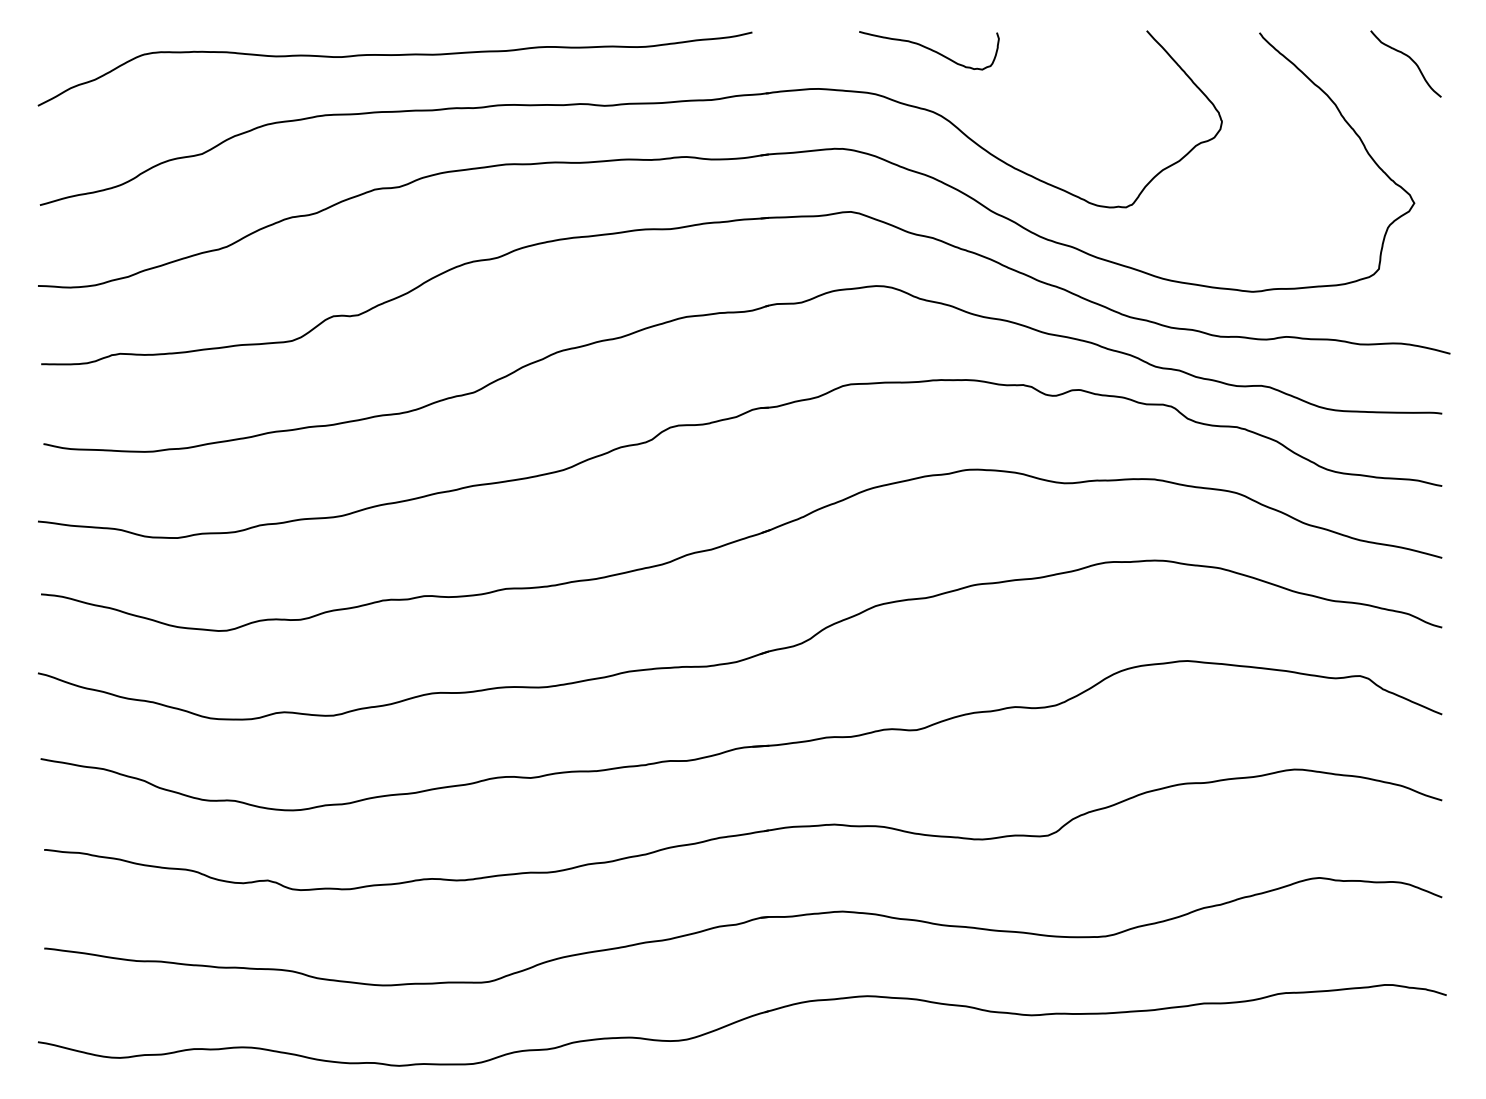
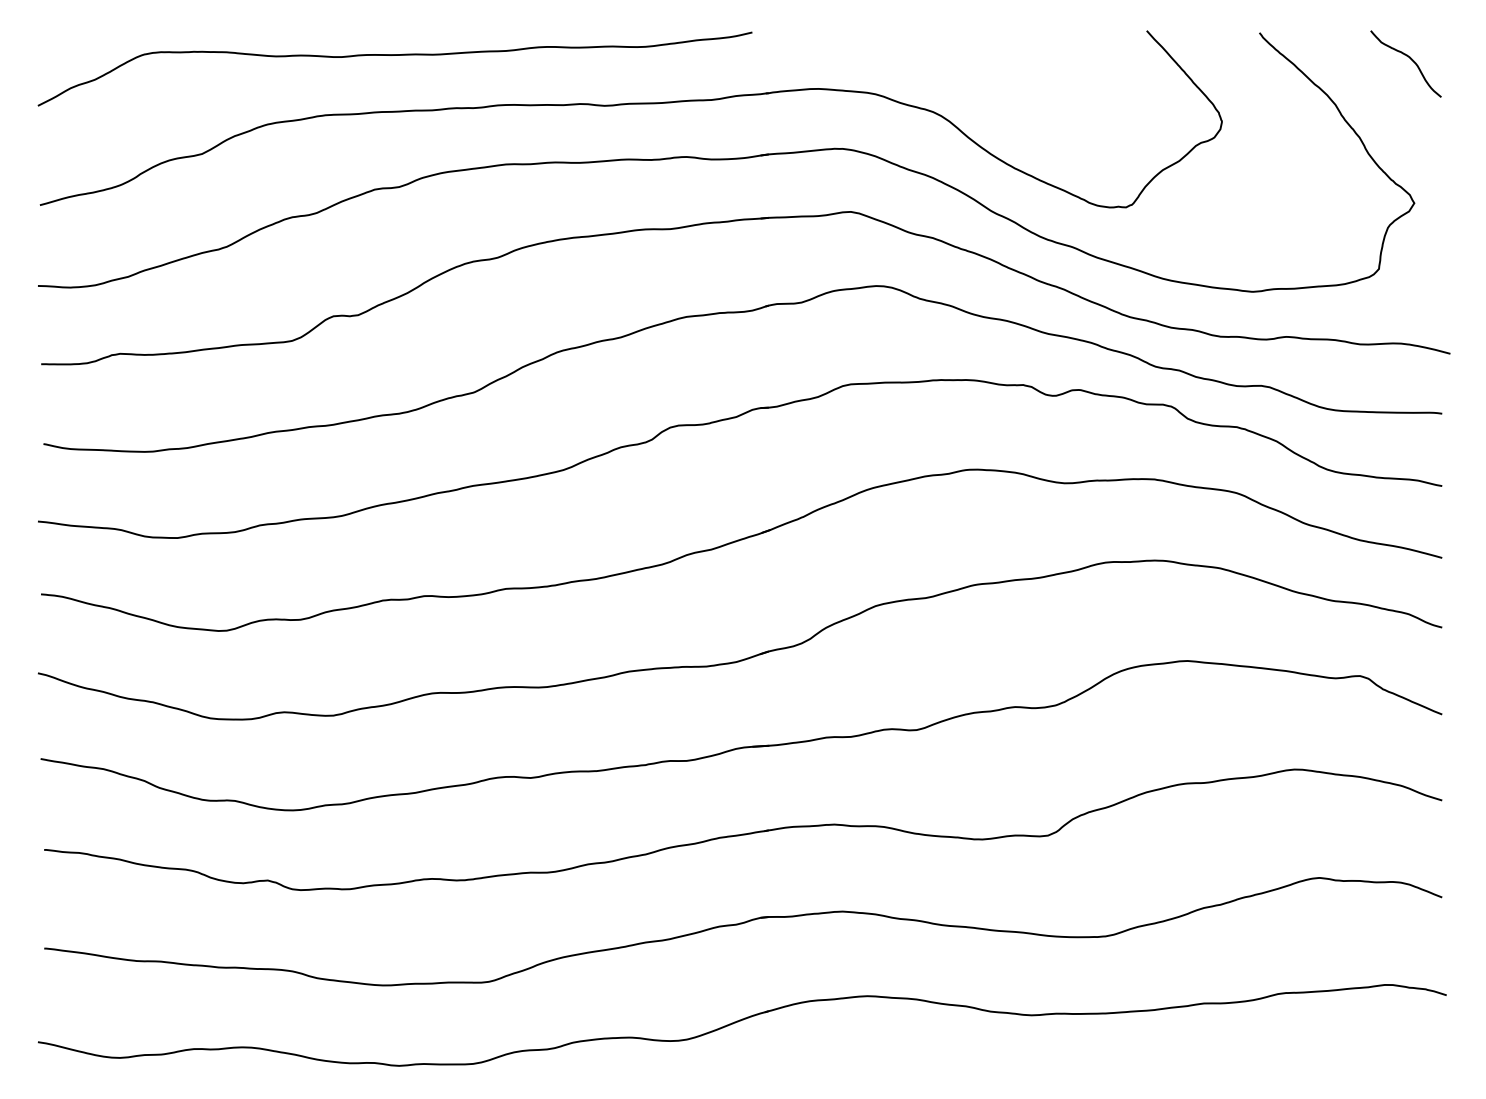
curve: present -> none (929, 49)
